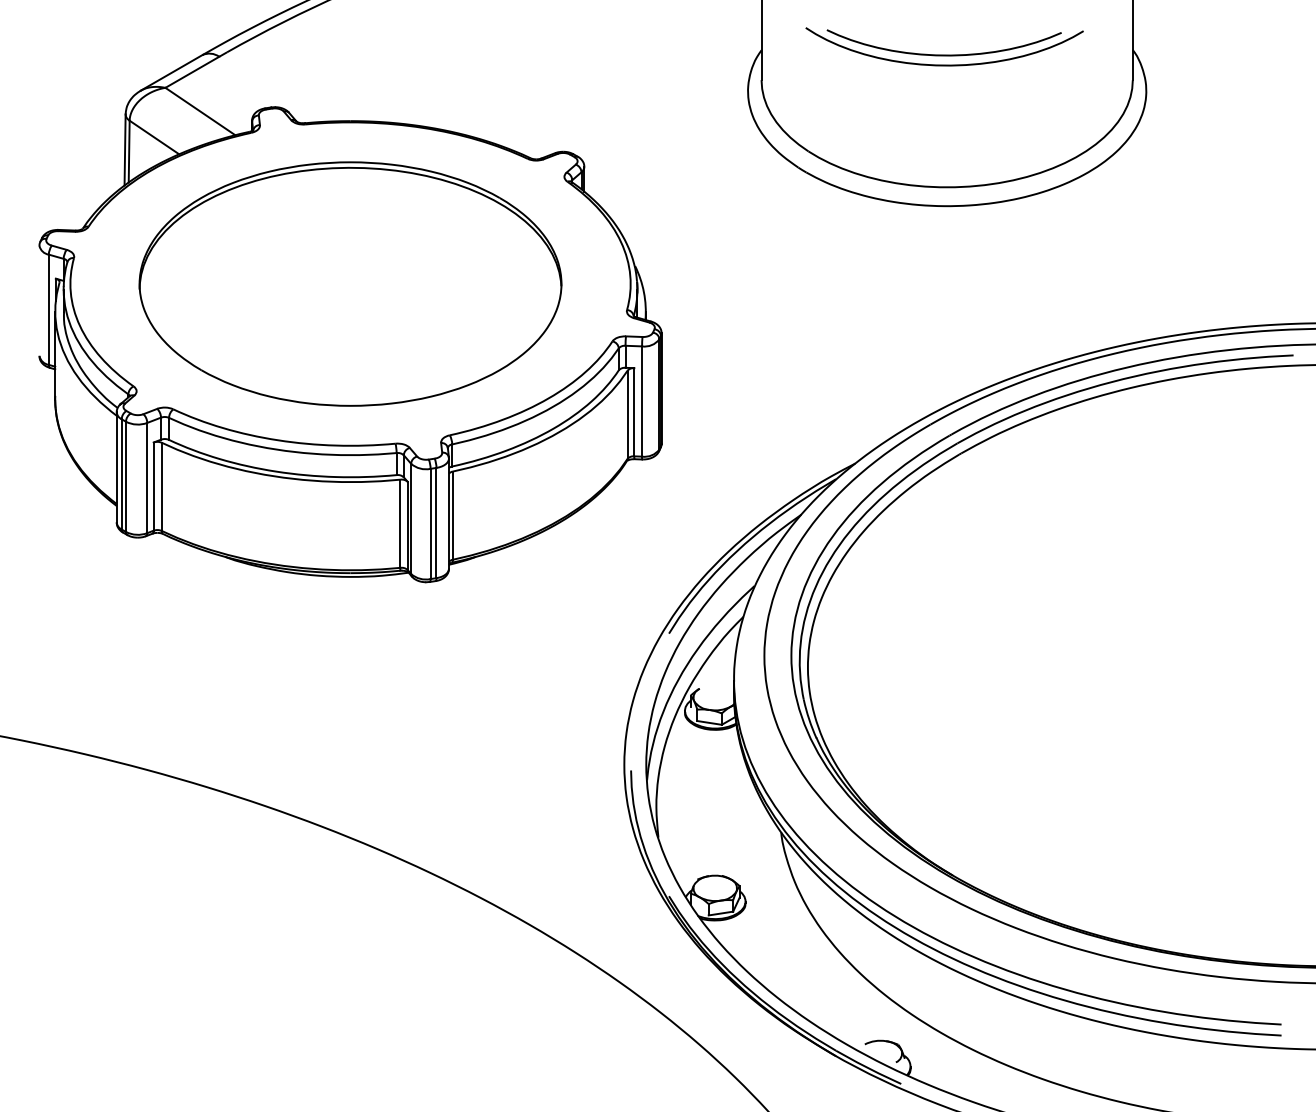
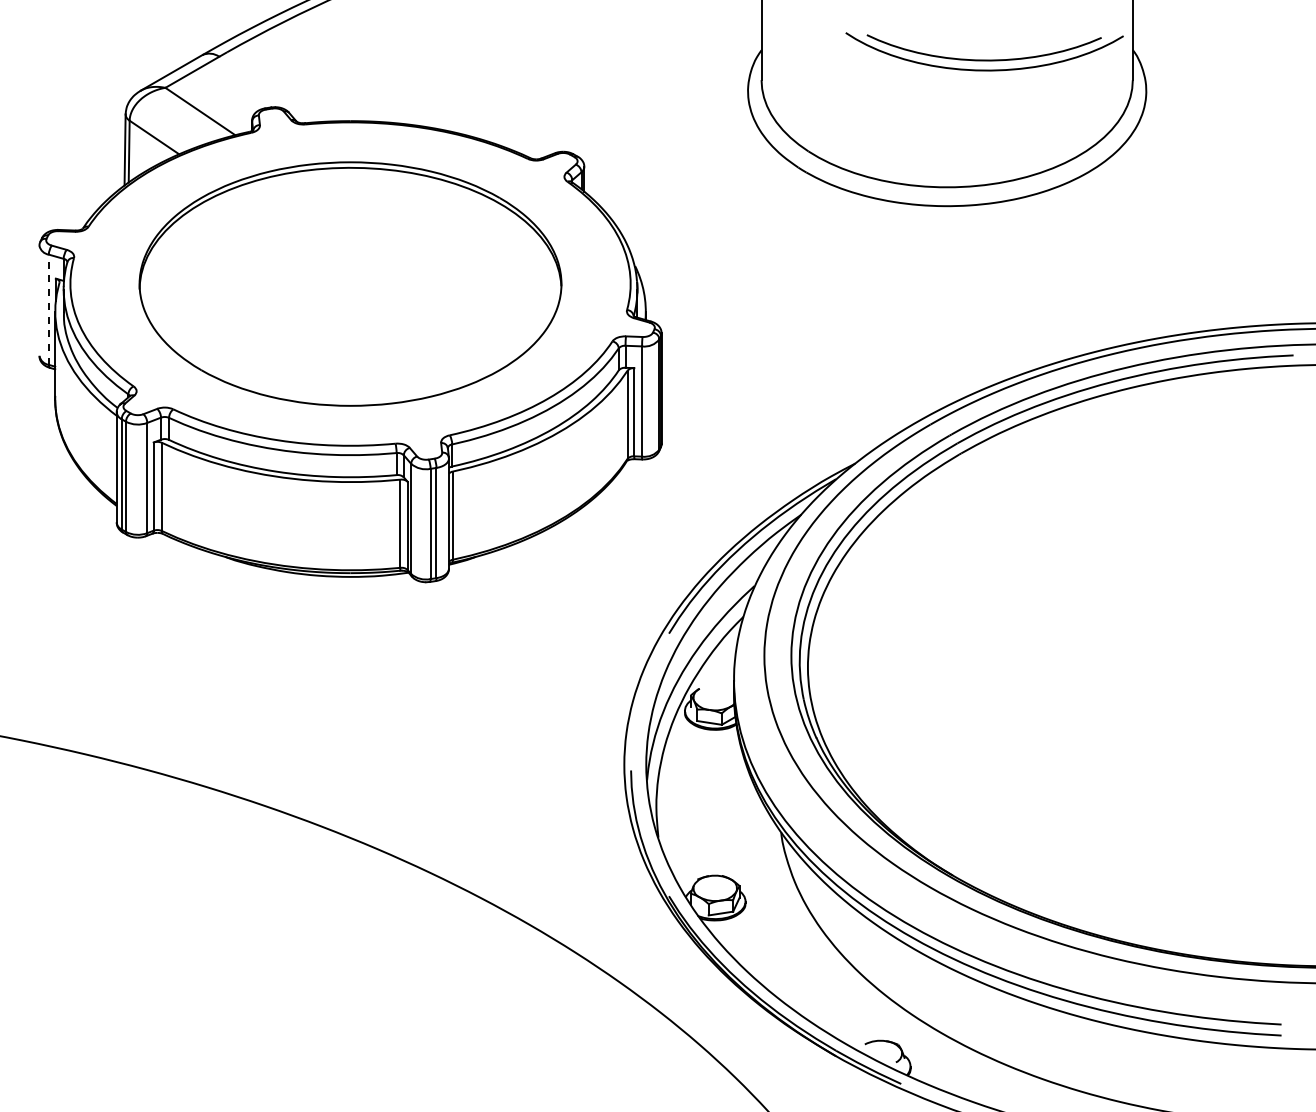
part position: (944, 54) -> (984, 59) (984, 59)
line: solid -> dashed (48, 309)
